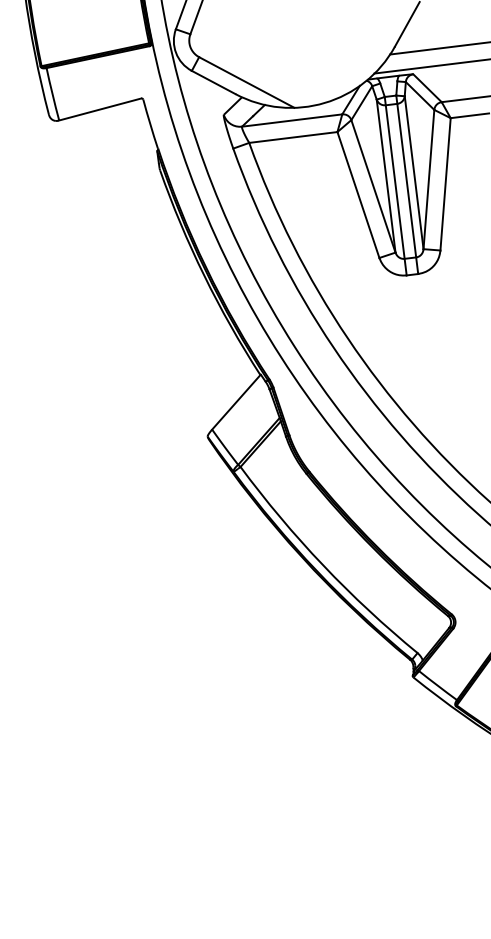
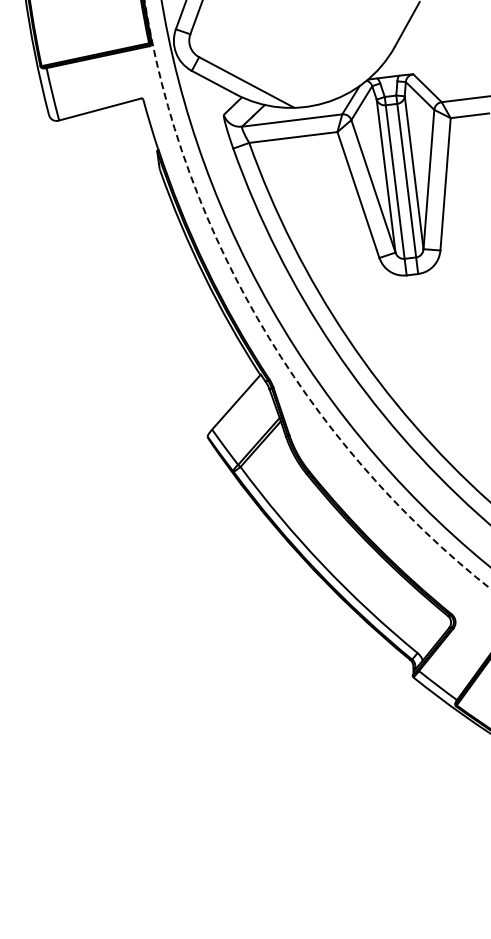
line: present -> none (438, 48)
line: present -> none (430, 66)
circle: solid -> dashed (317, 294)
